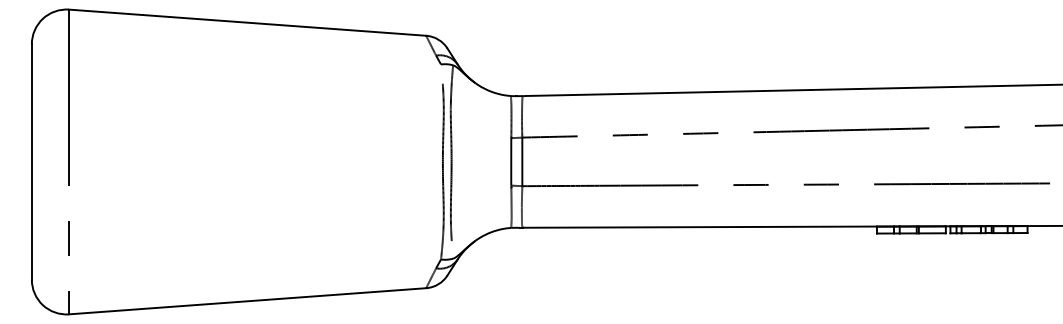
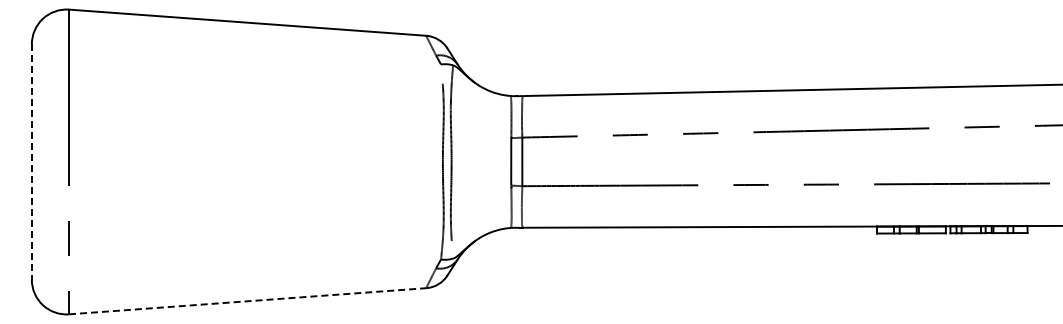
line: solid -> dashed (31, 162)
line: solid -> dashed (248, 301)
